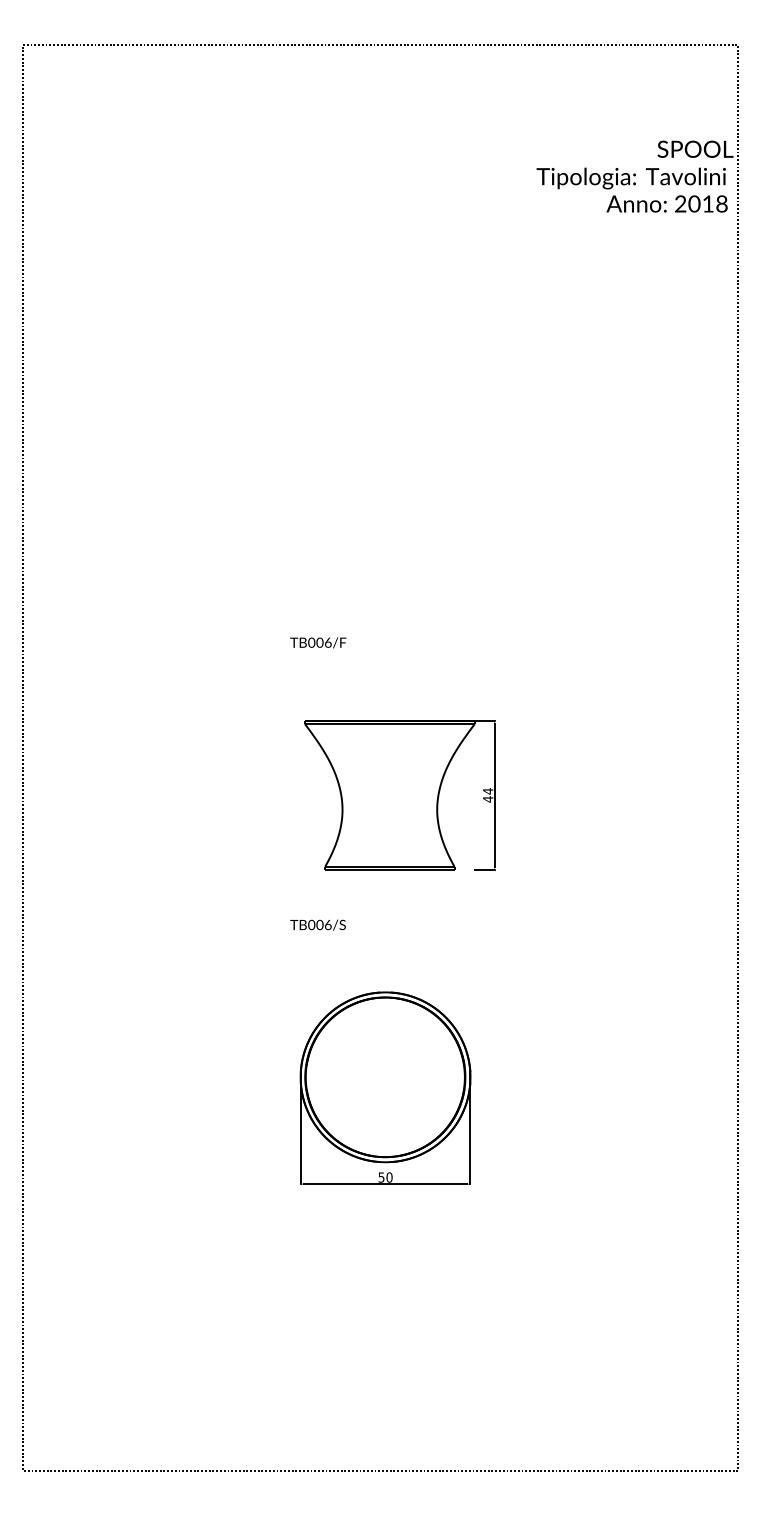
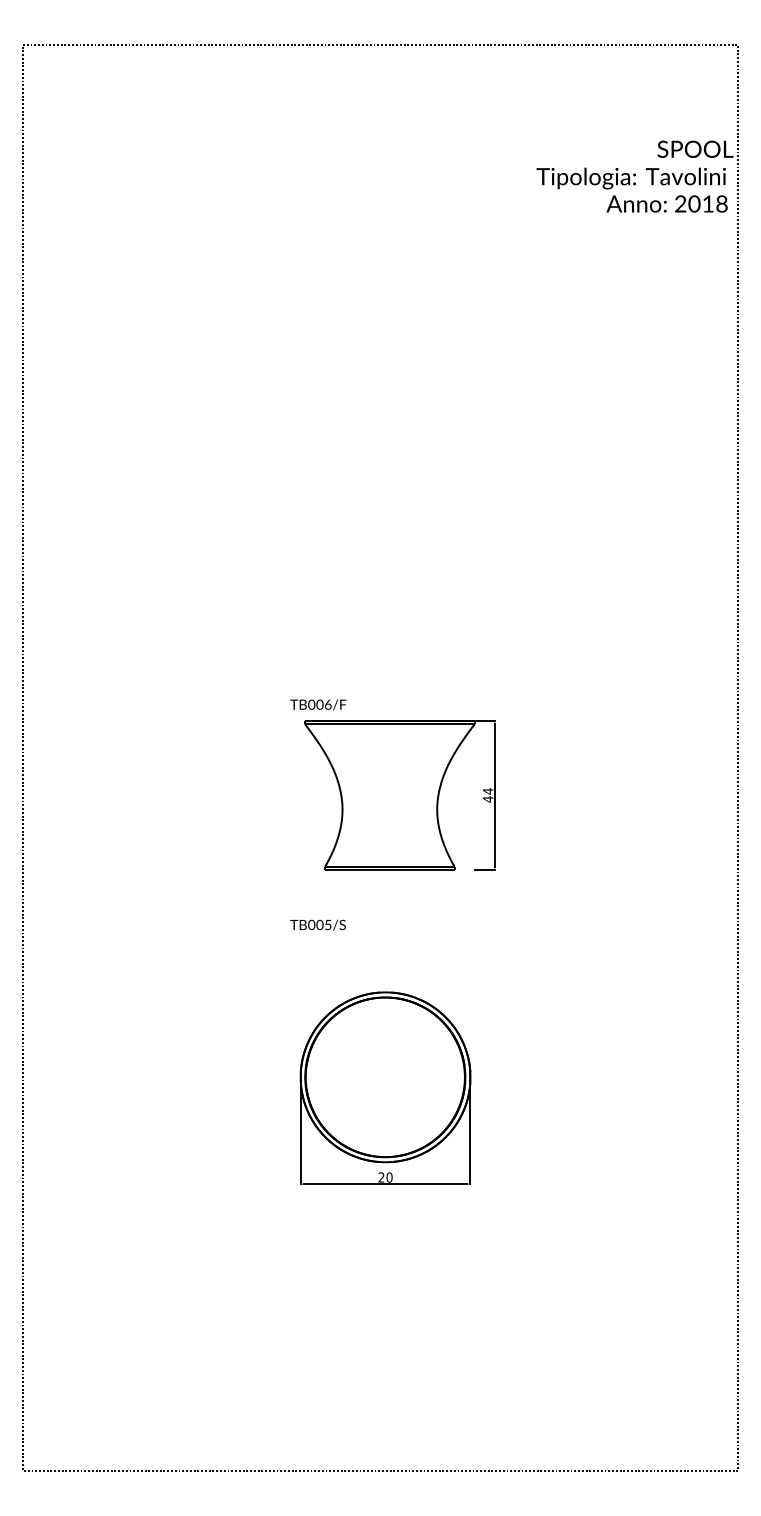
text position: (318, 642) -> (318, 704) (318, 704)
text: TB006/S -> TB005/S (328, 924)
text: 50 -> 20 (381, 1177)
